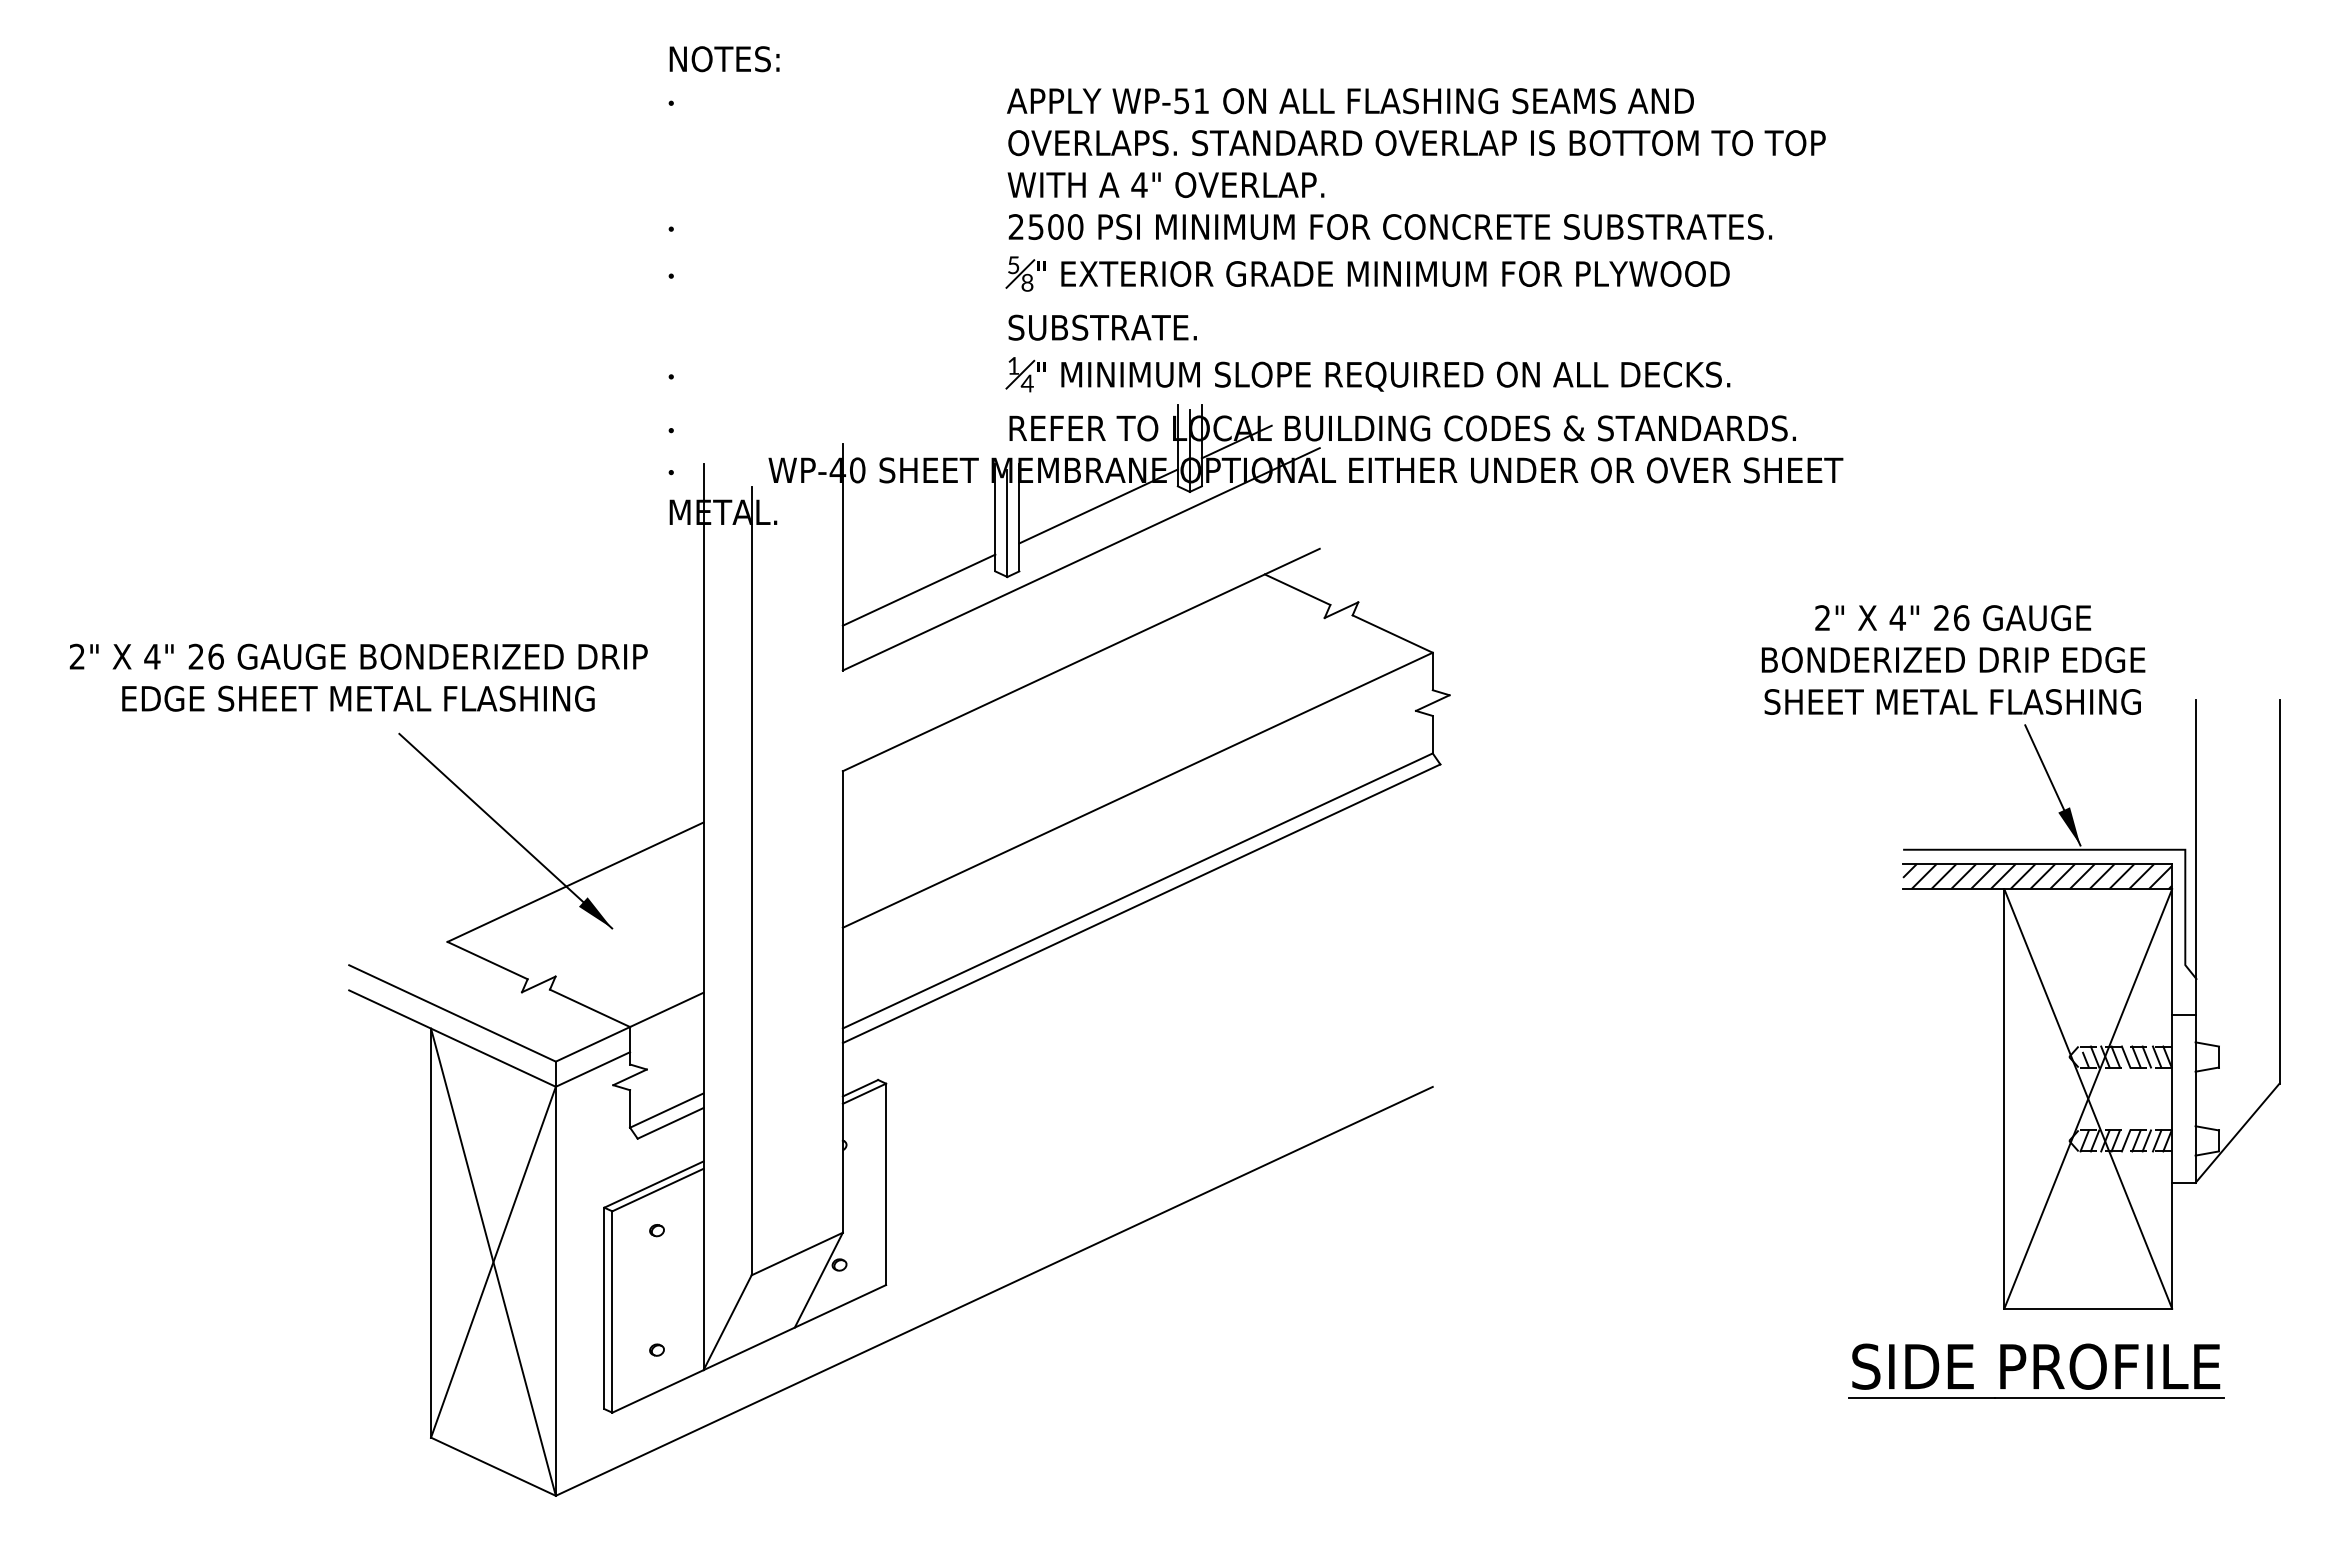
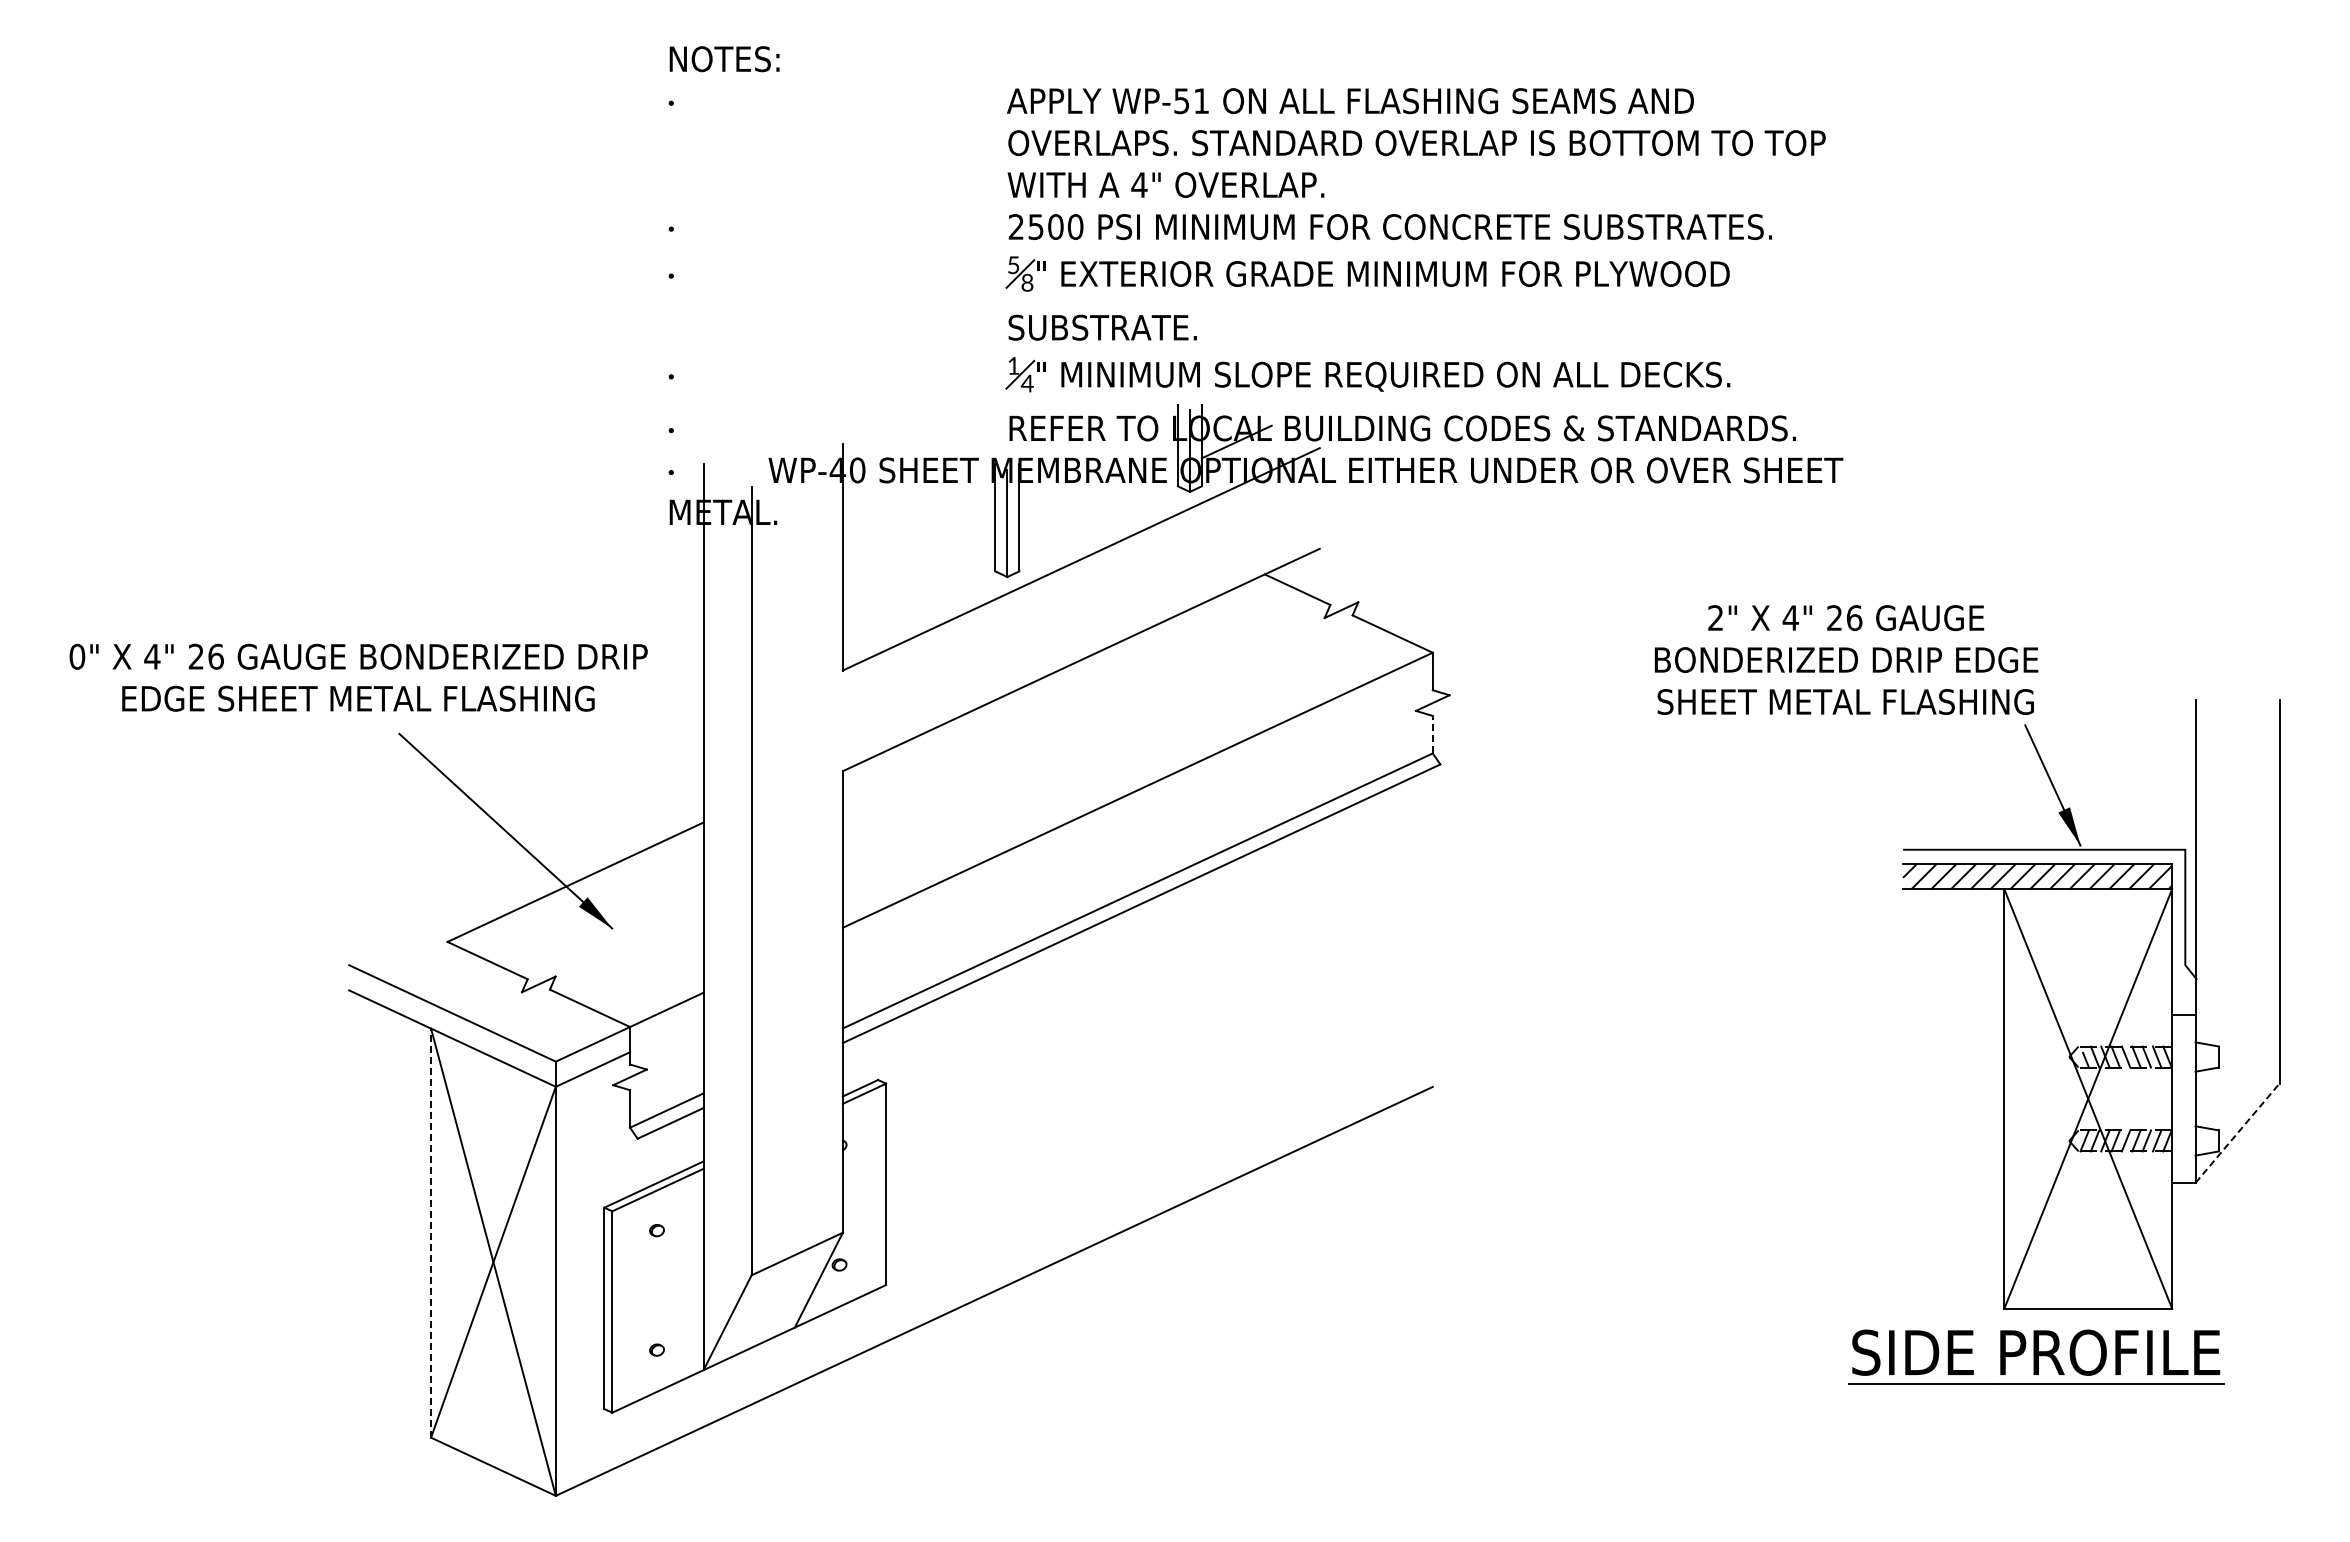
line: present -> none (1098, 506)
line: present -> none (918, 589)
text: 2" -> 0" (77, 656)
text position: (1953, 659) -> (1846, 659) (1846, 659)
line: solid -> dashed (1432, 734)
line: solid -> dashed (2237, 1133)
line: solid -> dashed (431, 1233)
part position: (2036, 1370) -> (2036, 1356) (2036, 1356)
